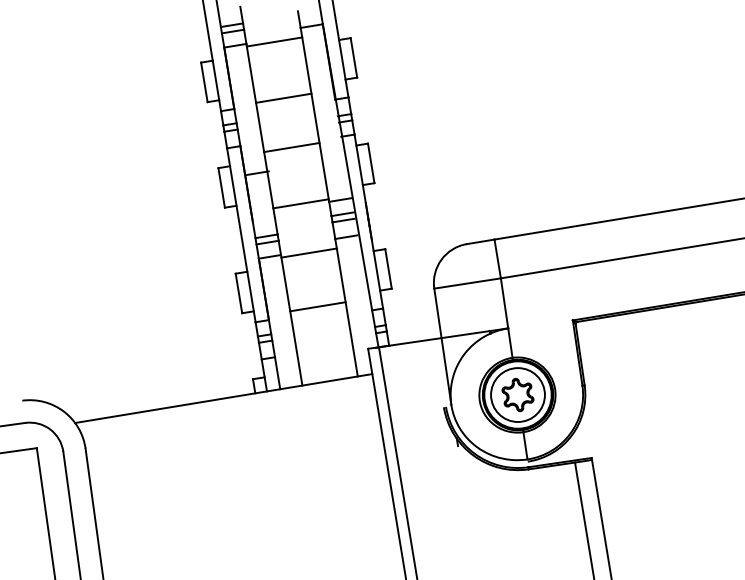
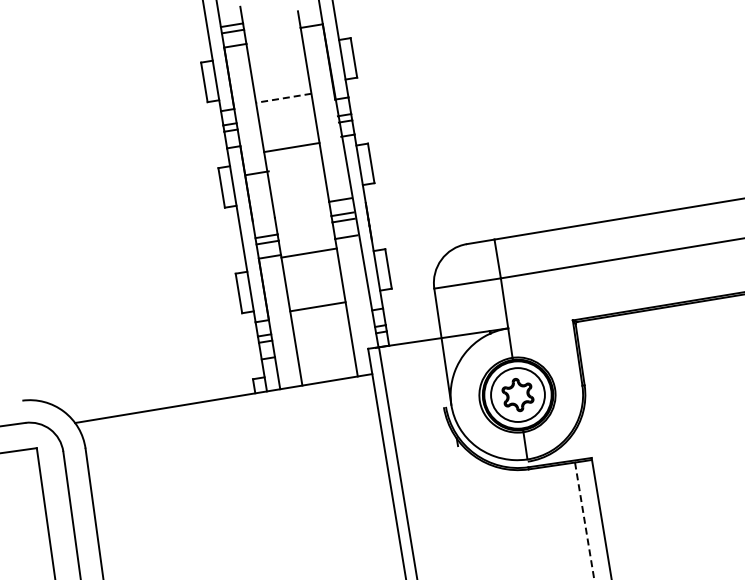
line: present -> none (274, 41)
line: solid -> dashed (283, 98)
line: present -> none (300, 203)
line: solid -> dashed (584, 521)
